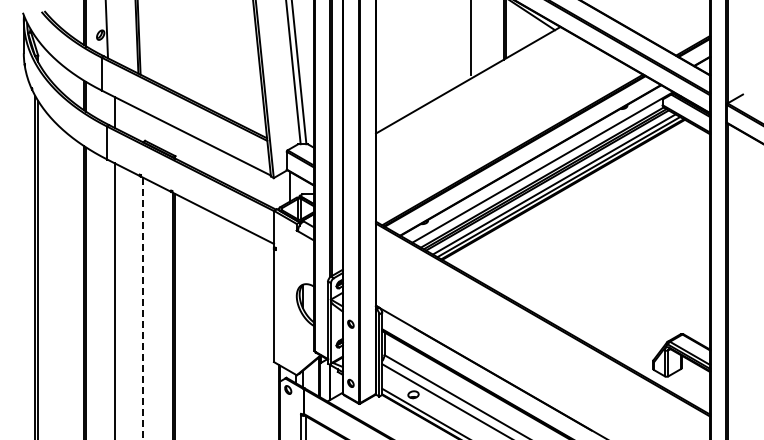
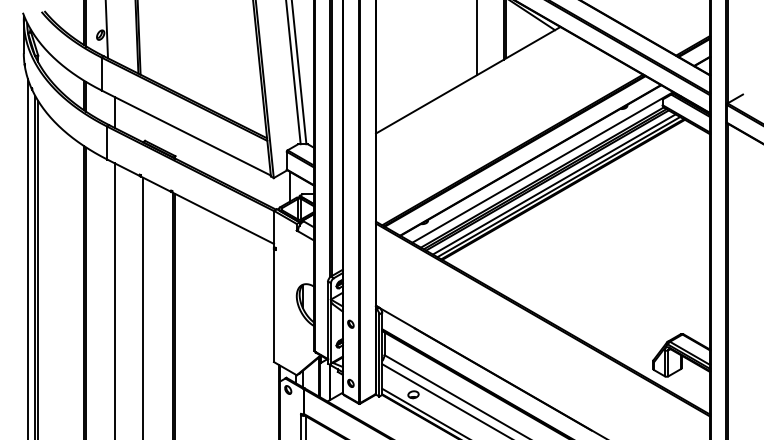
line position: (471, 38) -> (477, 38) (477, 38)
line: none -> present (28, 257)
line: dashed -> solid (143, 308)
